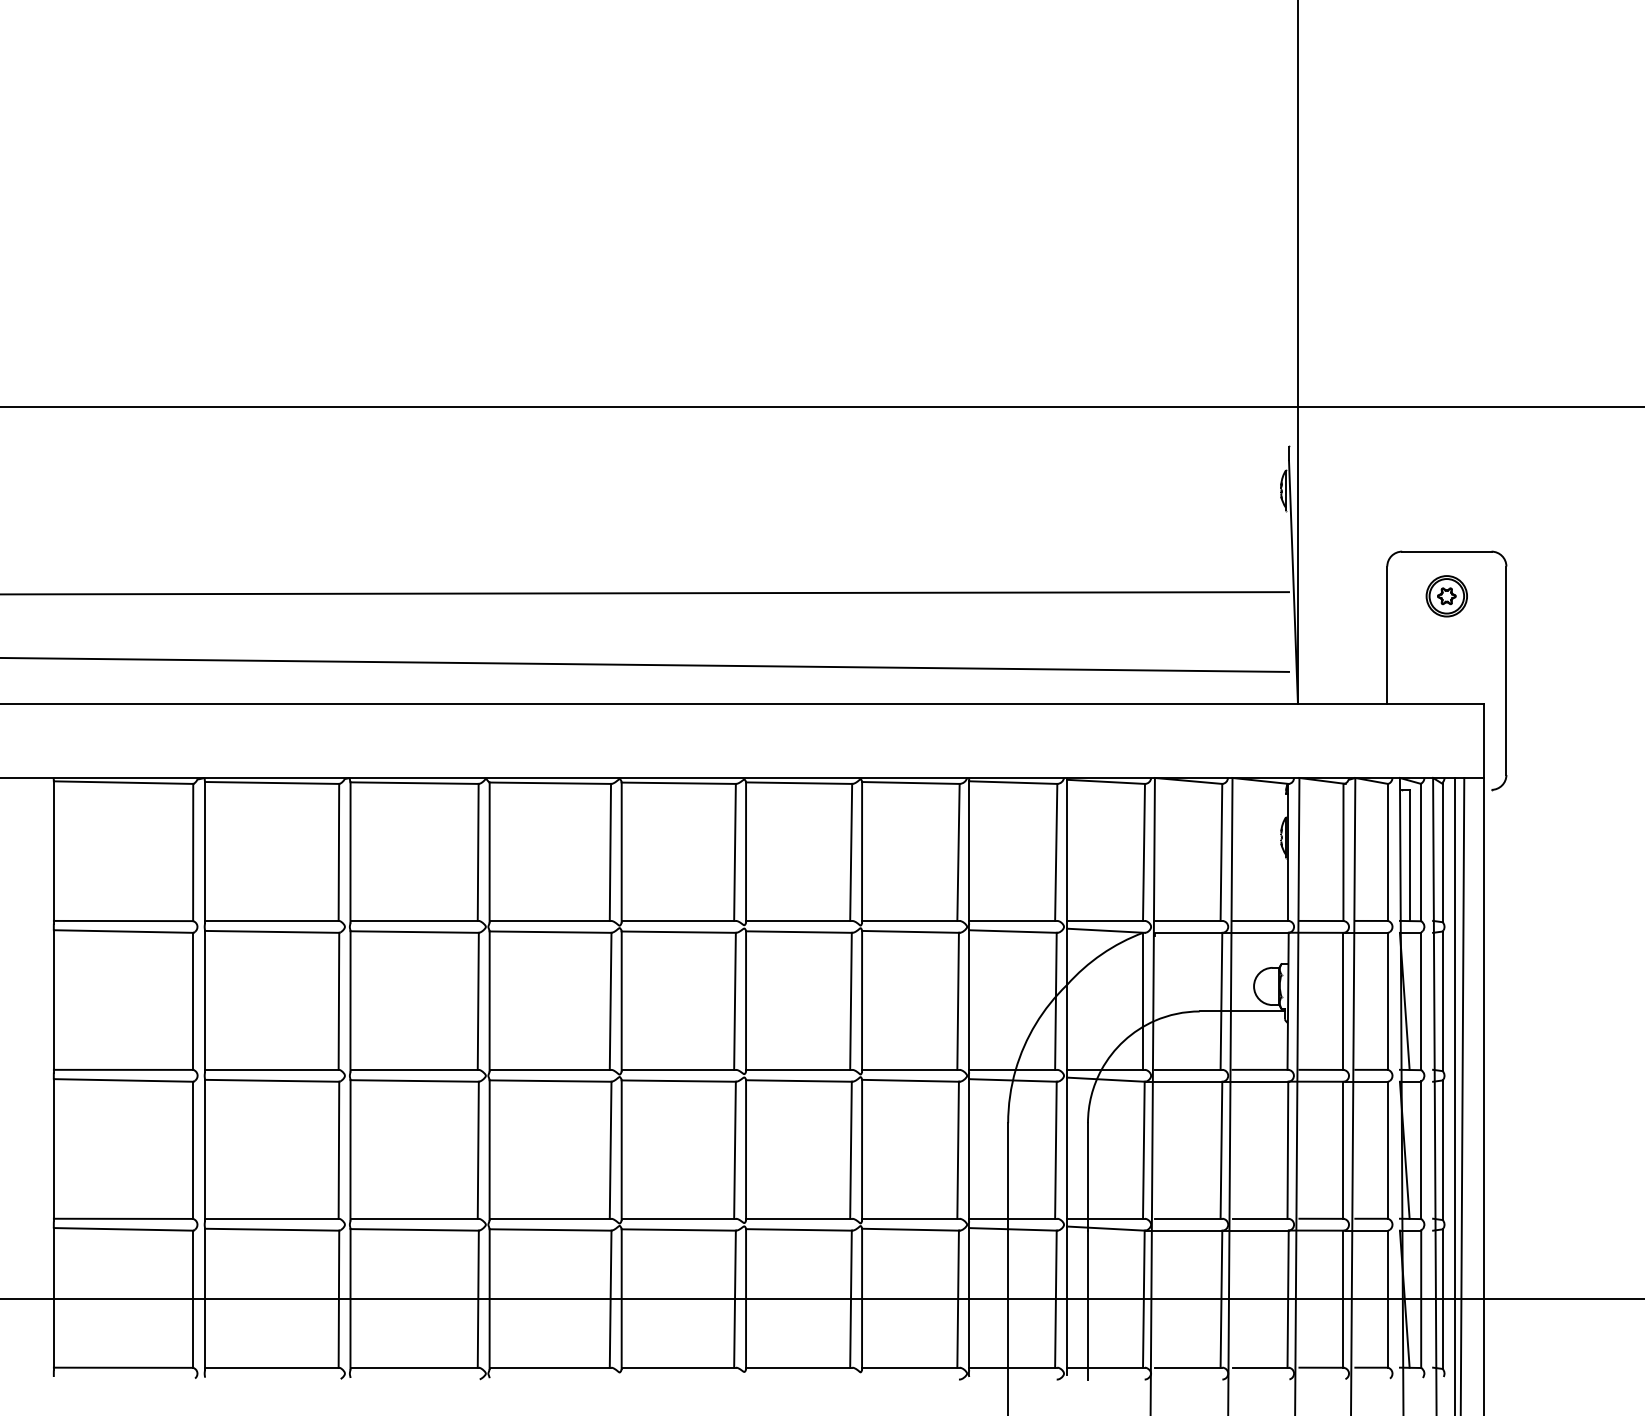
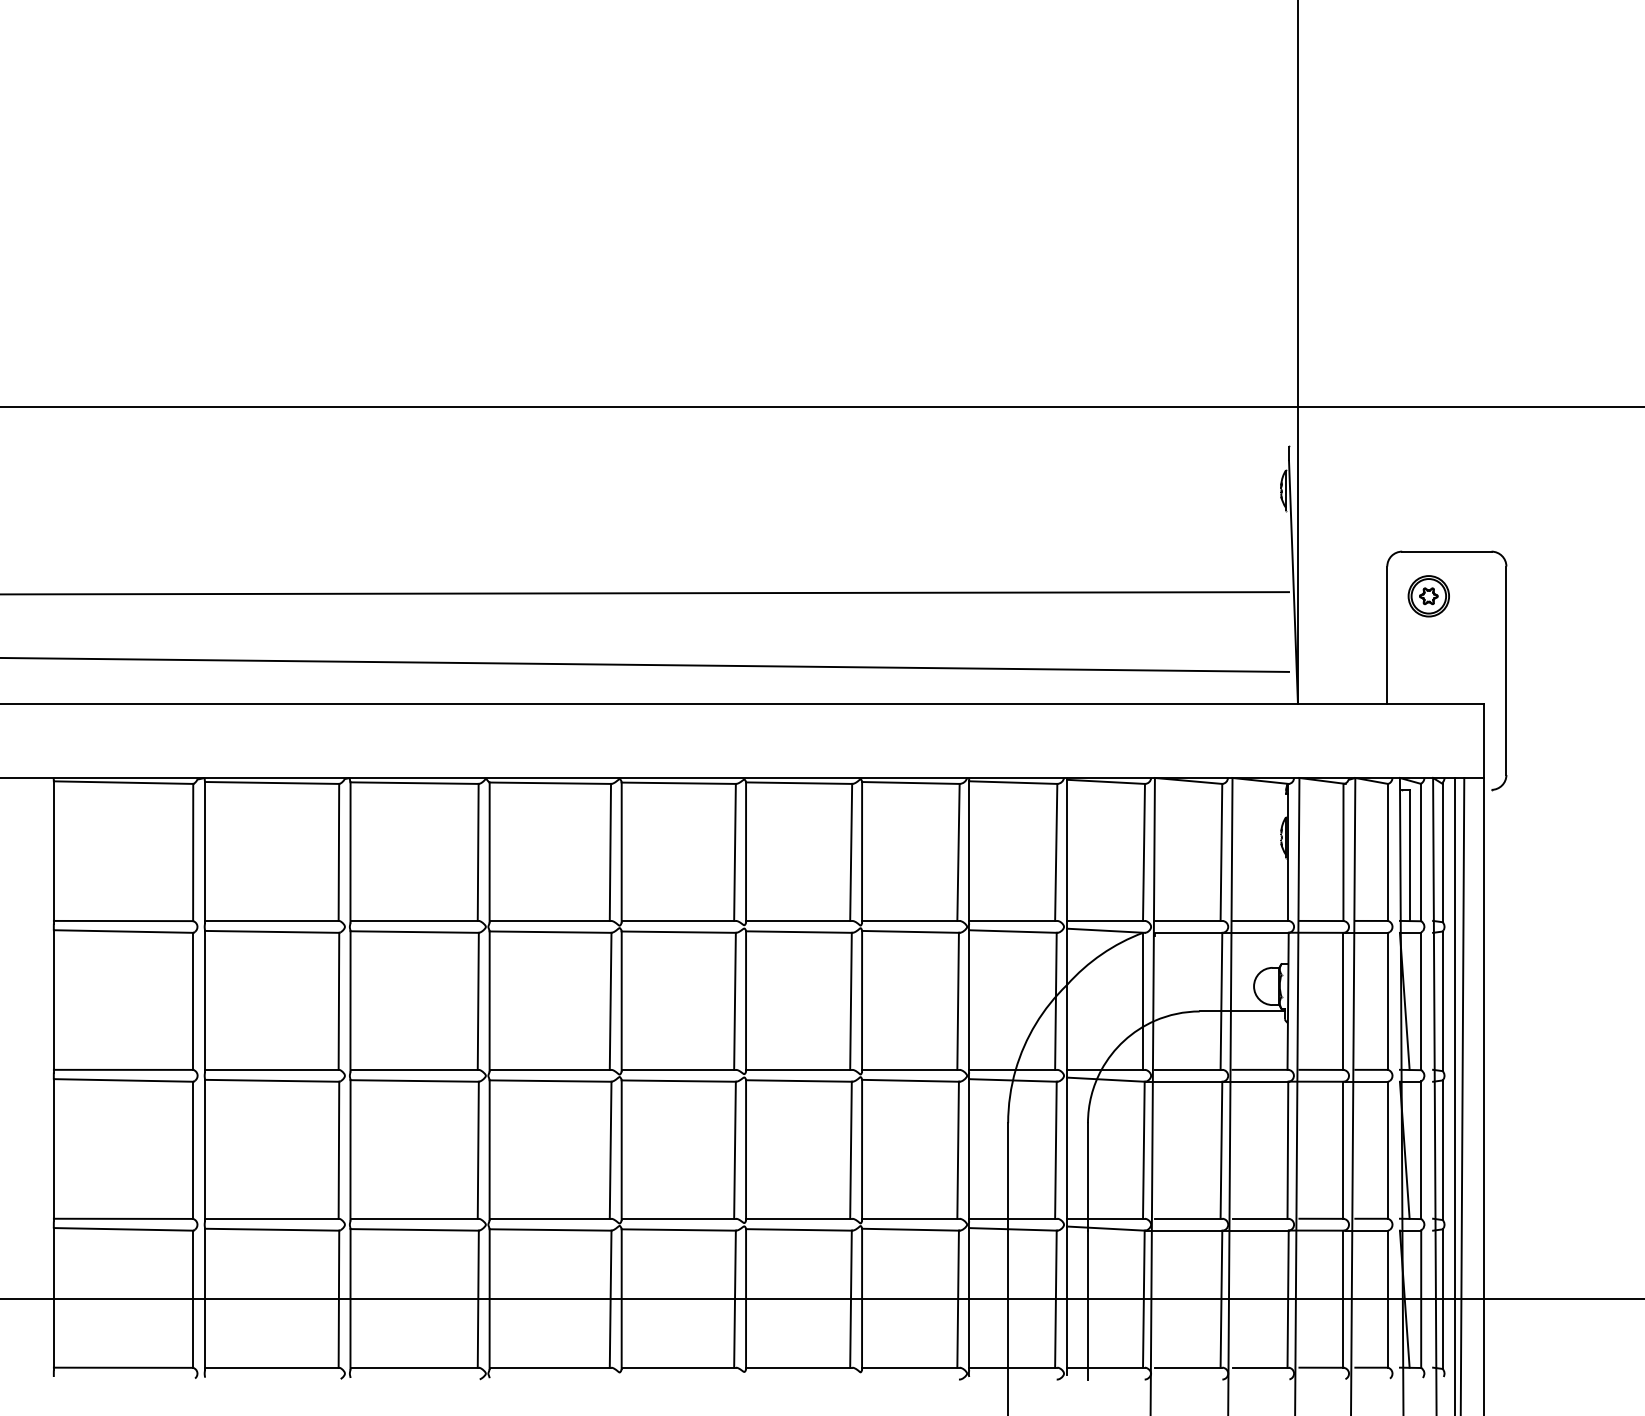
part position: (1446, 596) -> (1428, 596) (1428, 596)
